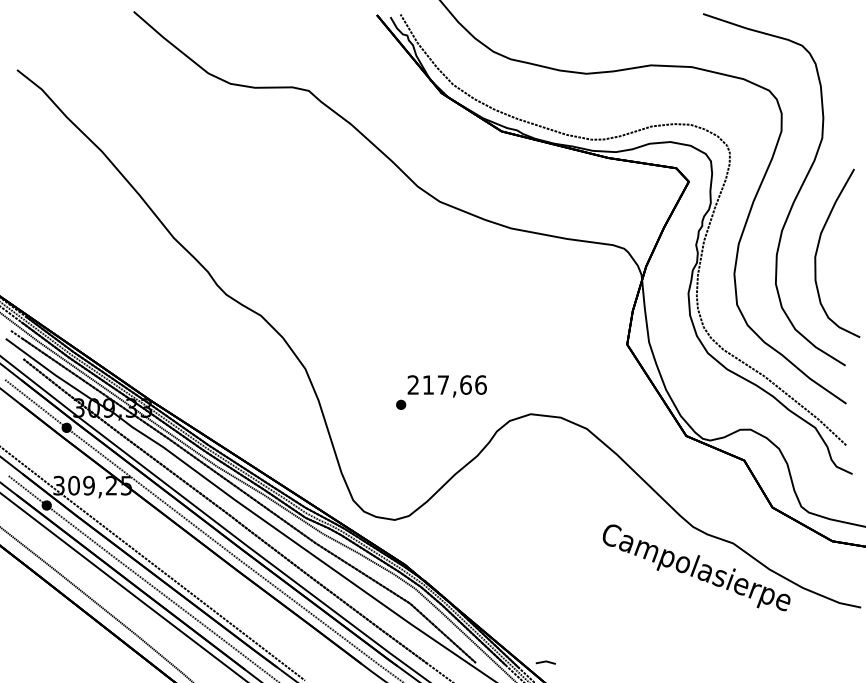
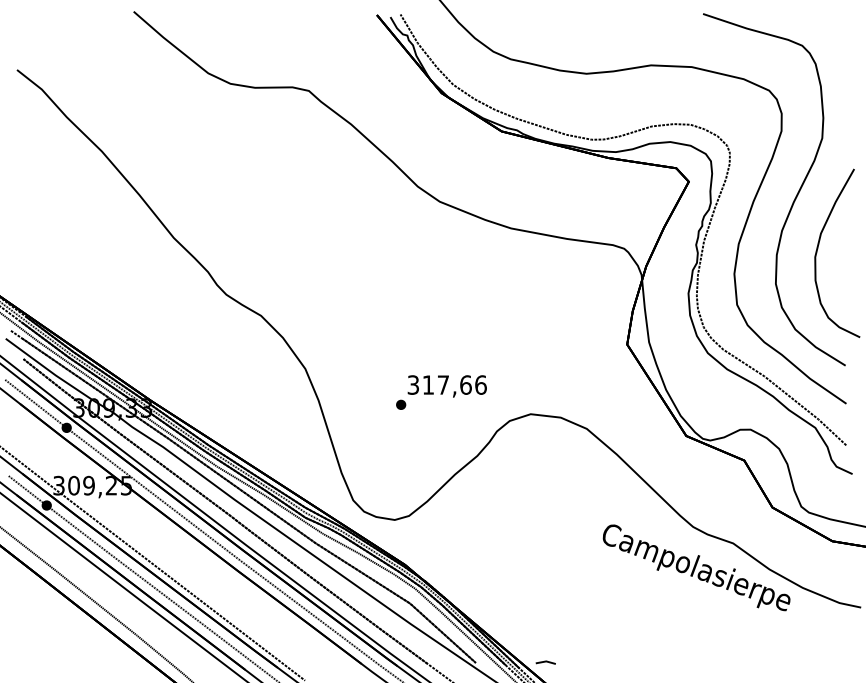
text: 217,66 -> 317,66 (412, 384)
